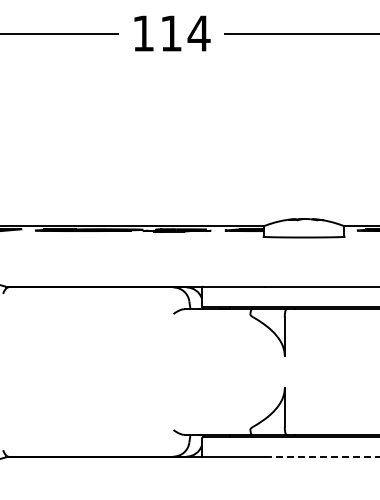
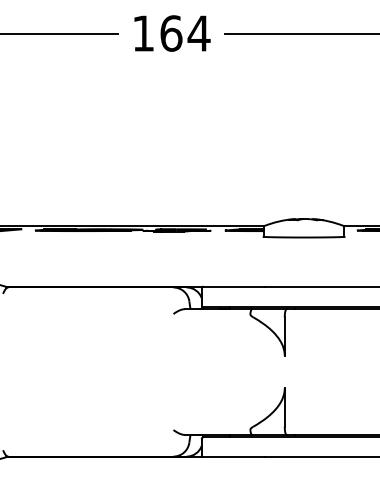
text: 114 -> 164 (171, 33)
line: dashed -> solid (322, 457)
